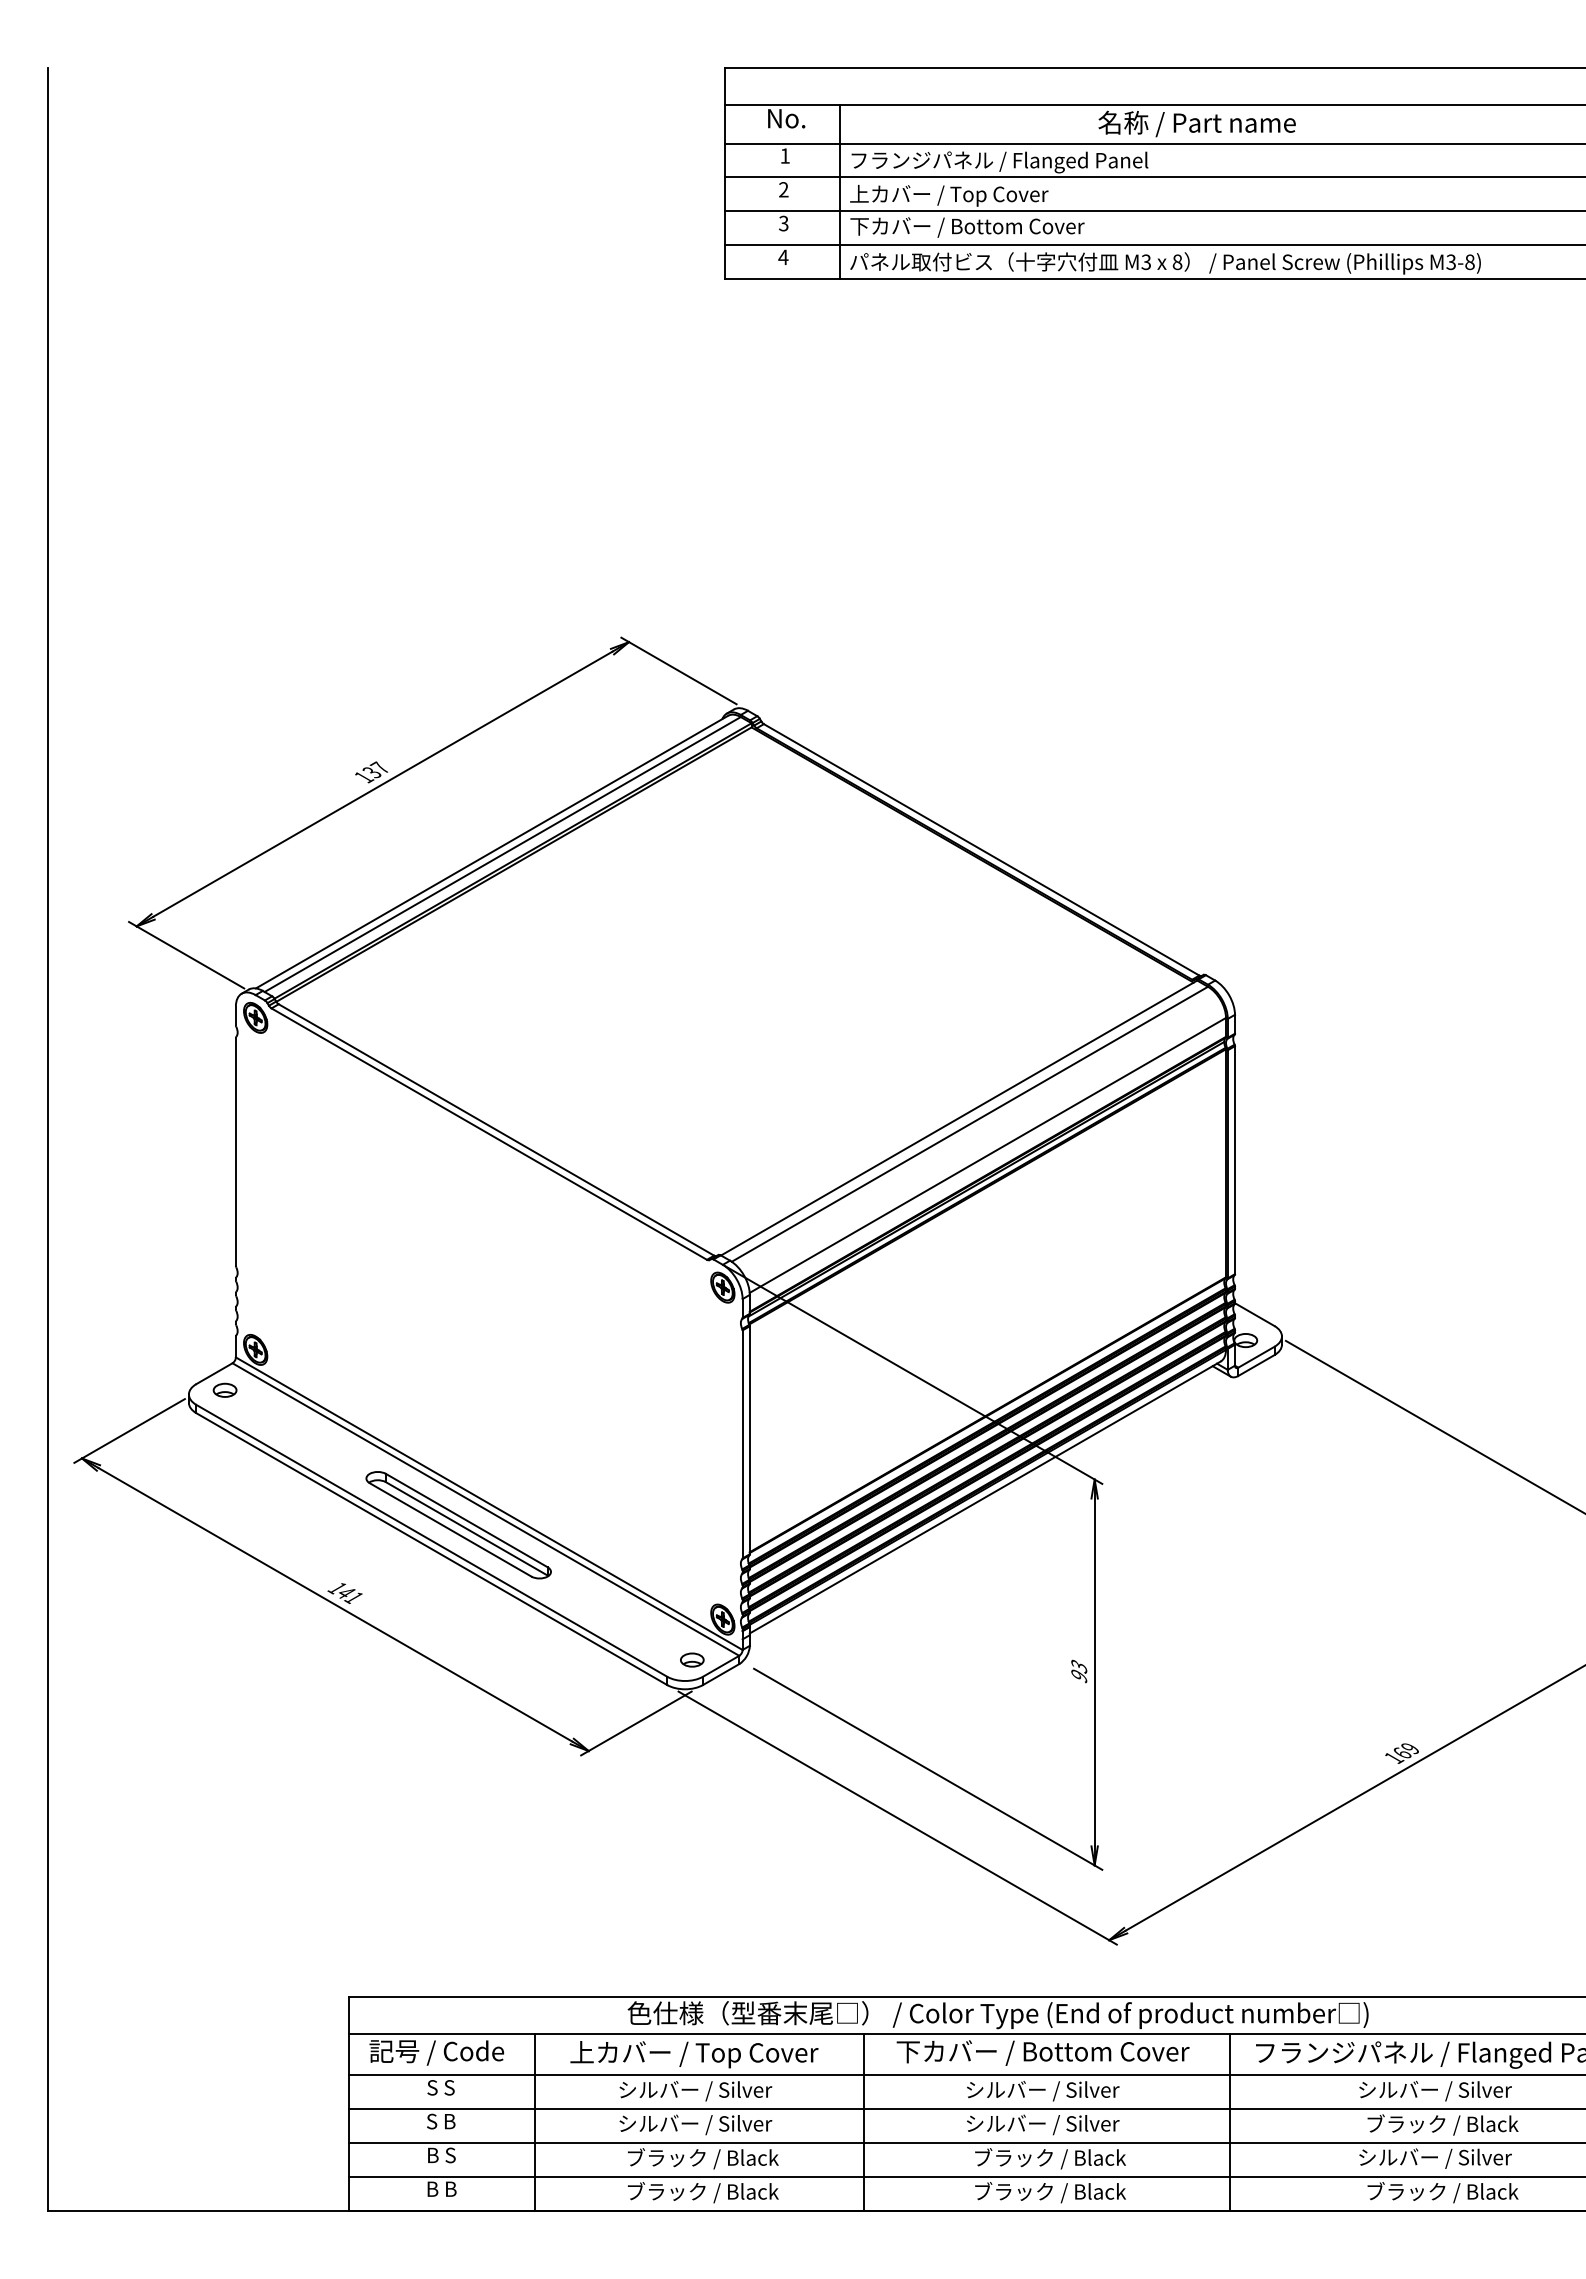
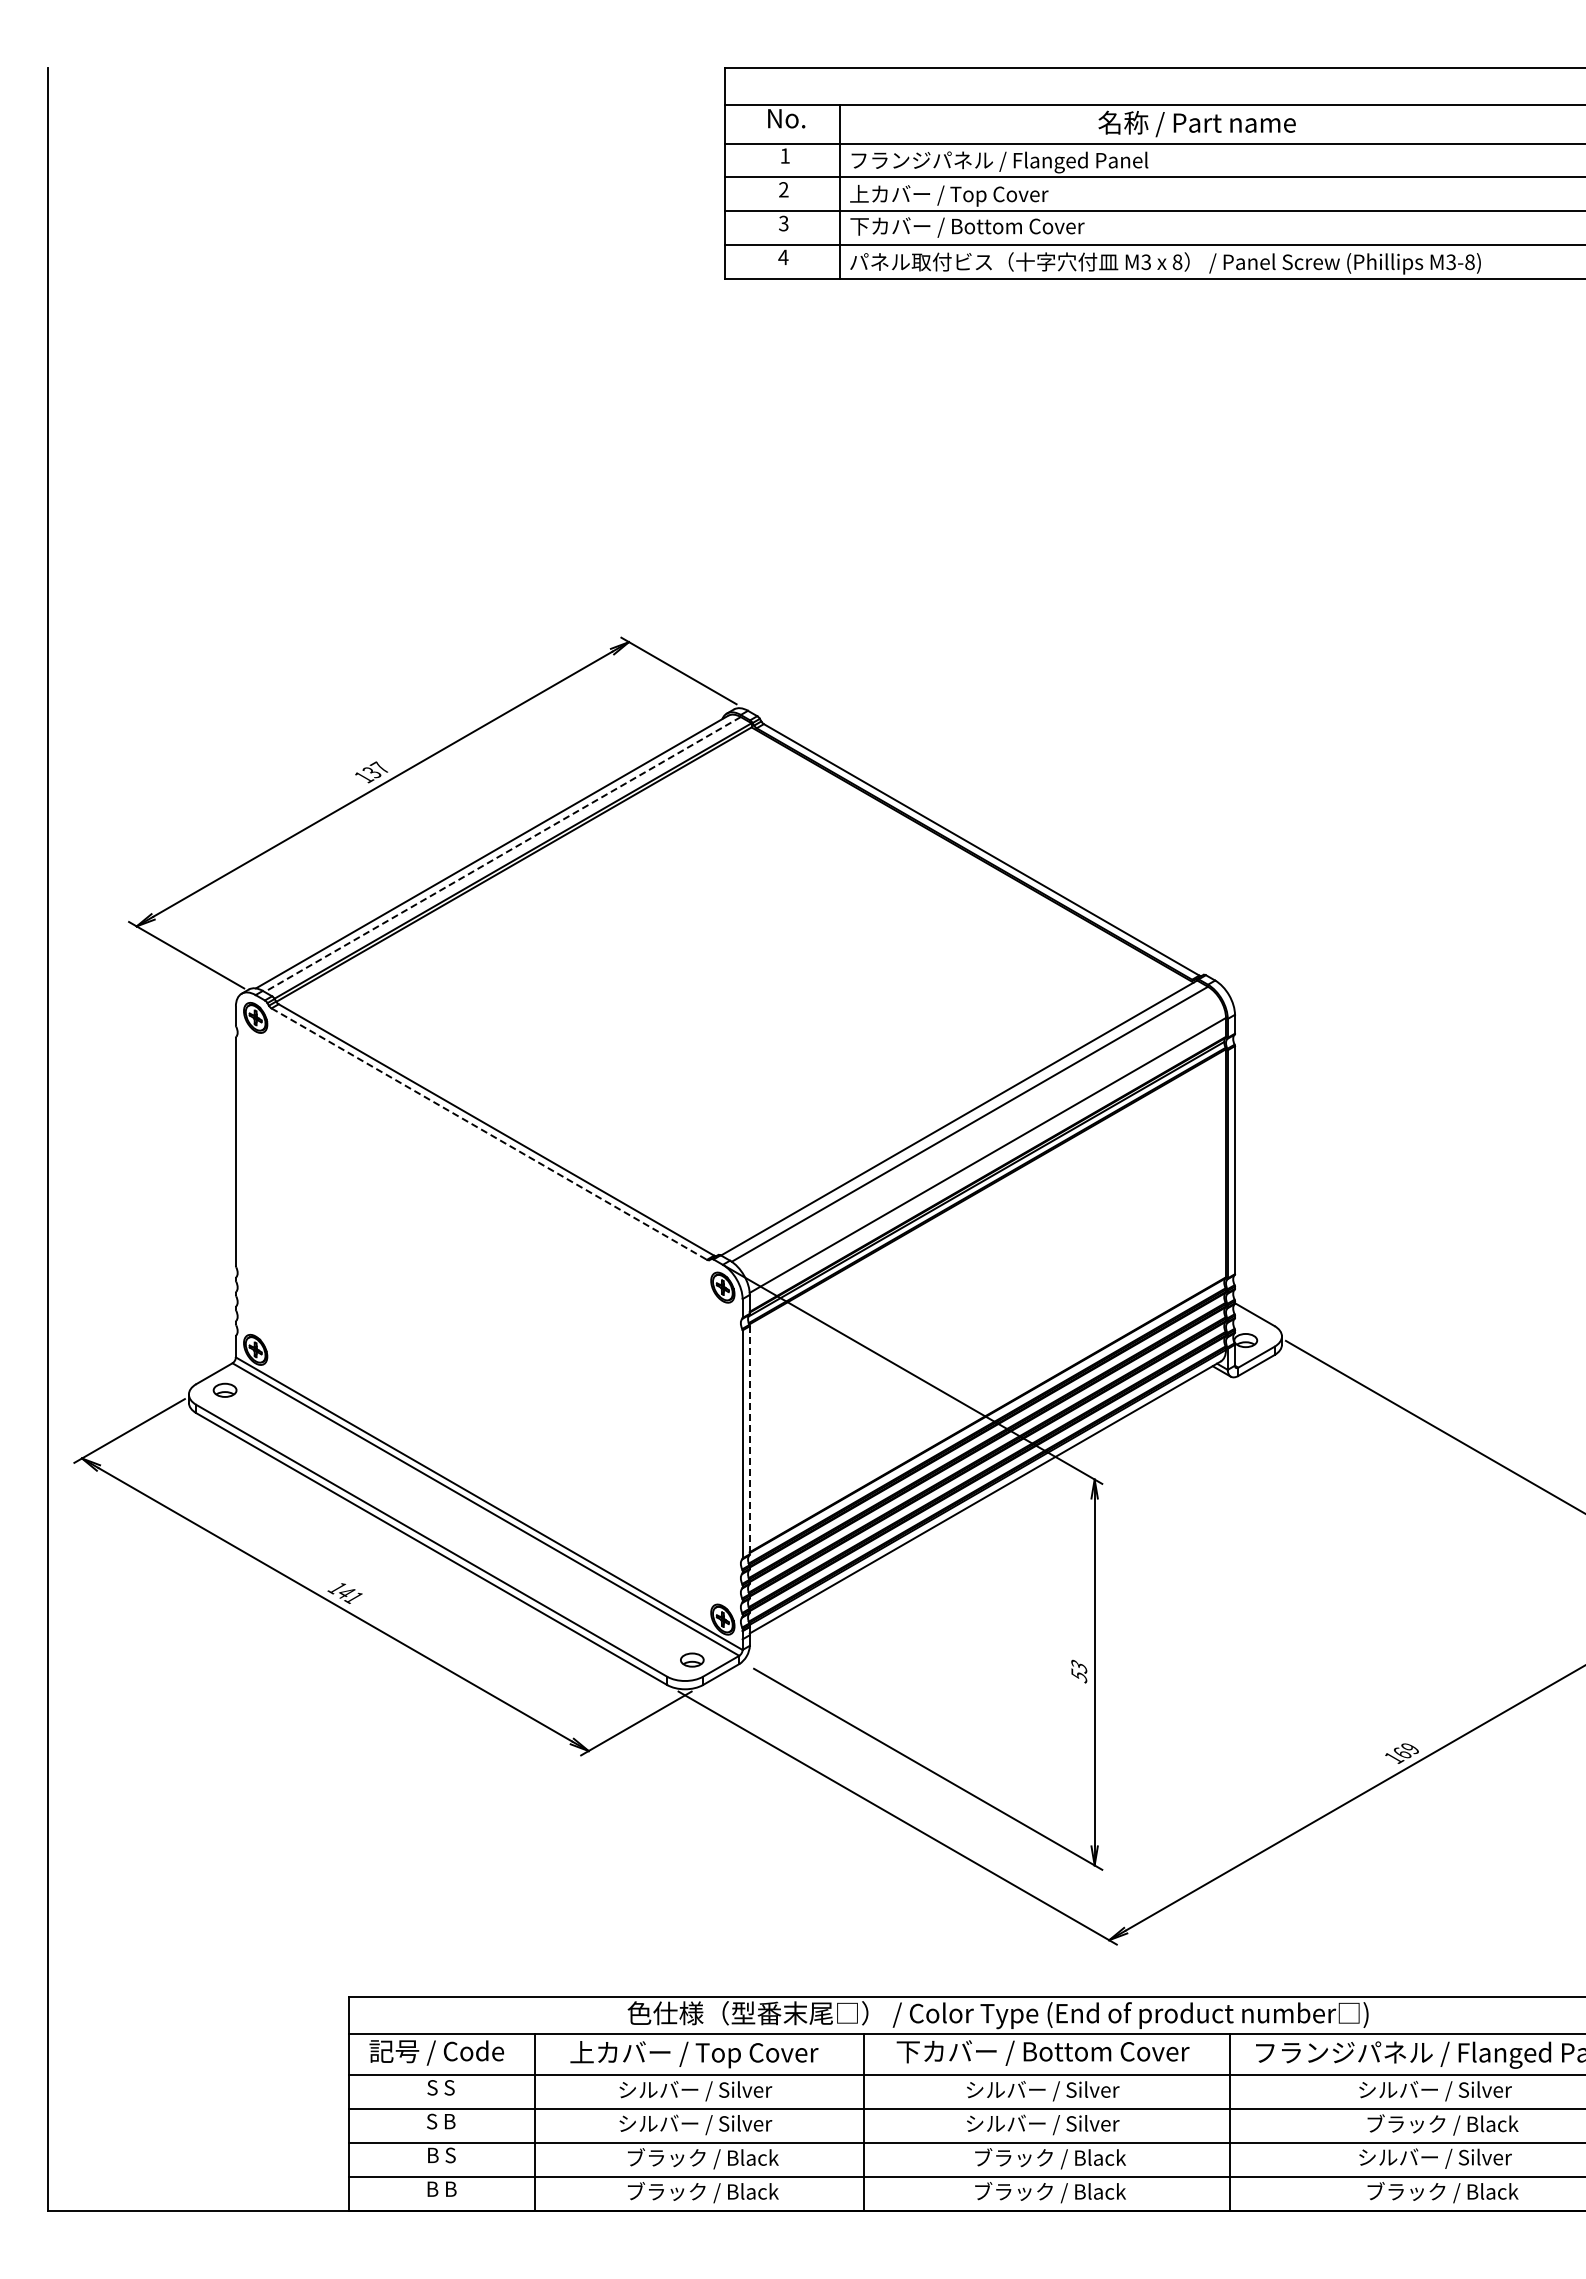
line: solid -> dashed (502, 854)
line: solid -> dashed (489, 1134)
line: solid -> dashed (749, 1440)
part: present -> none (458, 1525)
text: 93 -> 53 (1078, 1675)
